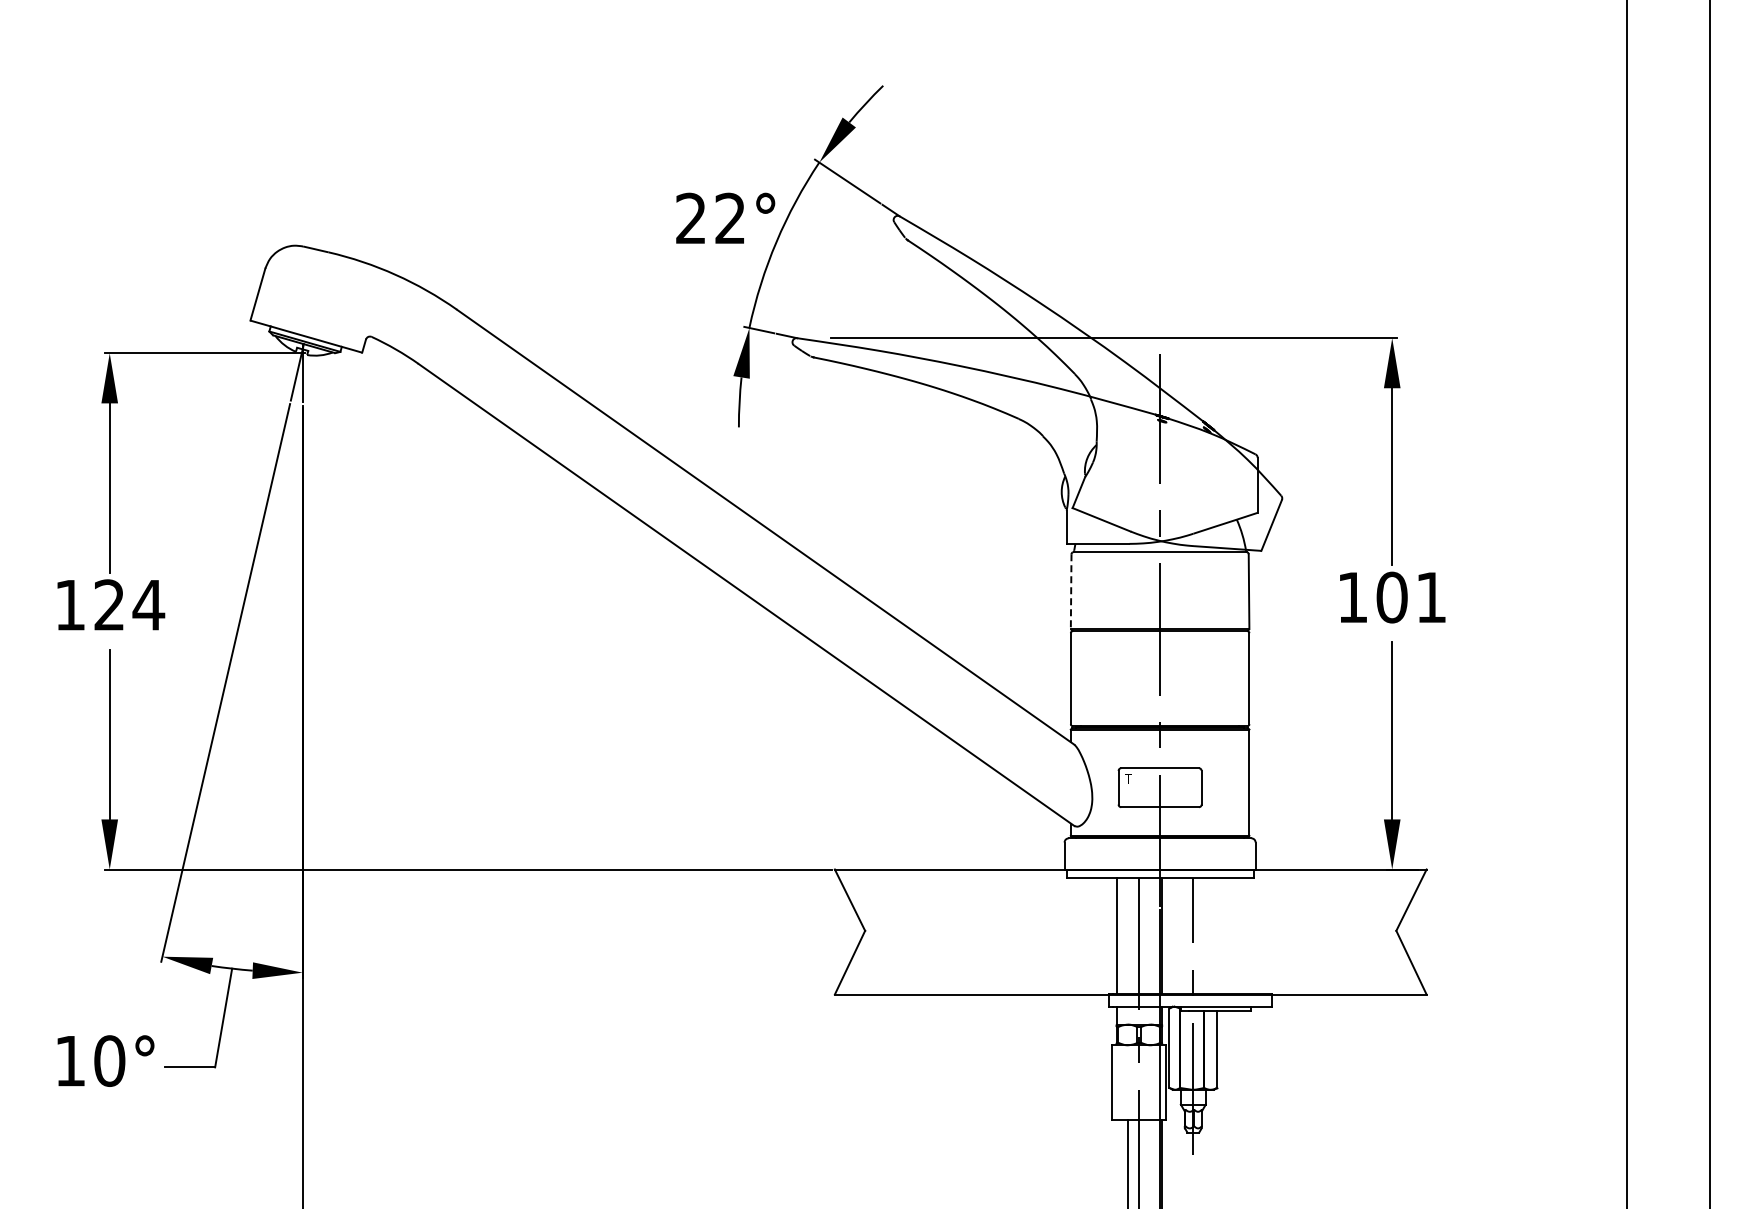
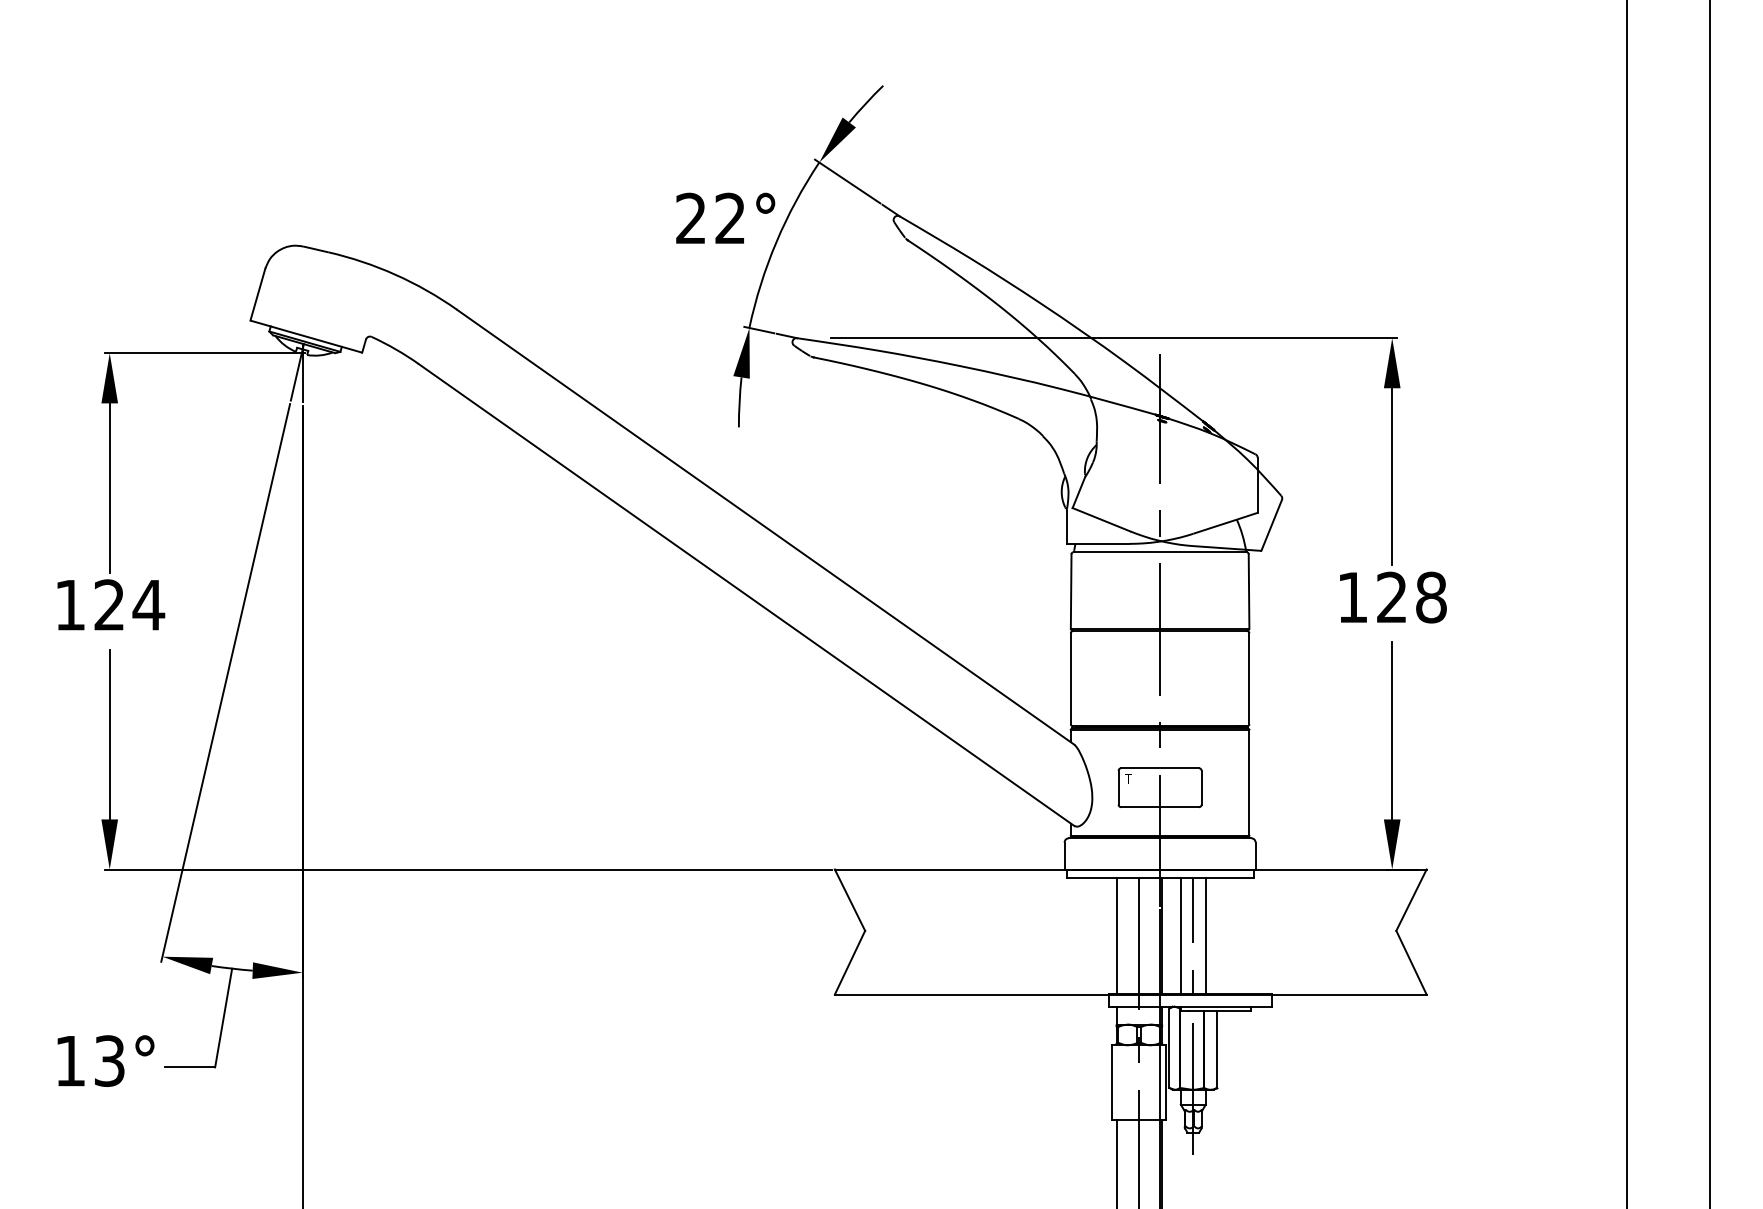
line: dashed -> solid (1071, 592)
text: 101 -> 128 (1411, 597)
line: none -> present (1180, 935)
line: none -> present (1205, 935)
text: 10° -> 13° (109, 1060)
line position: (1127, 1162) -> (1116, 1162) (1116, 1162)
